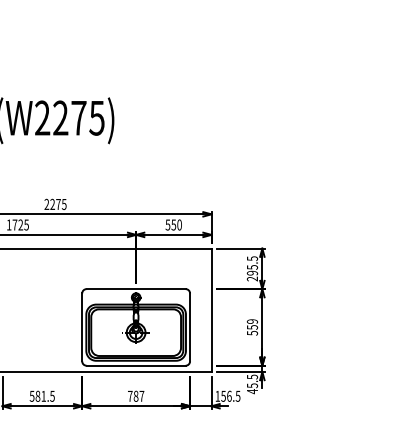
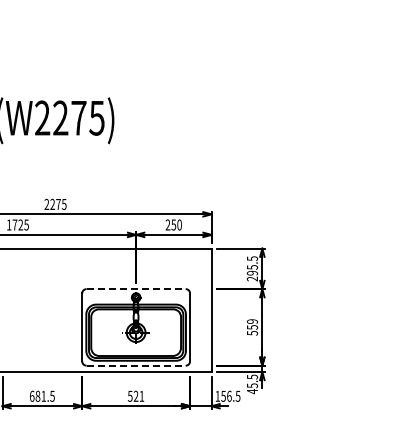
text: 550 -> 250 (167, 224)
line: solid -> dashed (136, 289)
line: solid -> dashed (136, 365)
text: 581.5 -> 681.5 (31, 395)
text: 787 -> 521 (135, 395)
